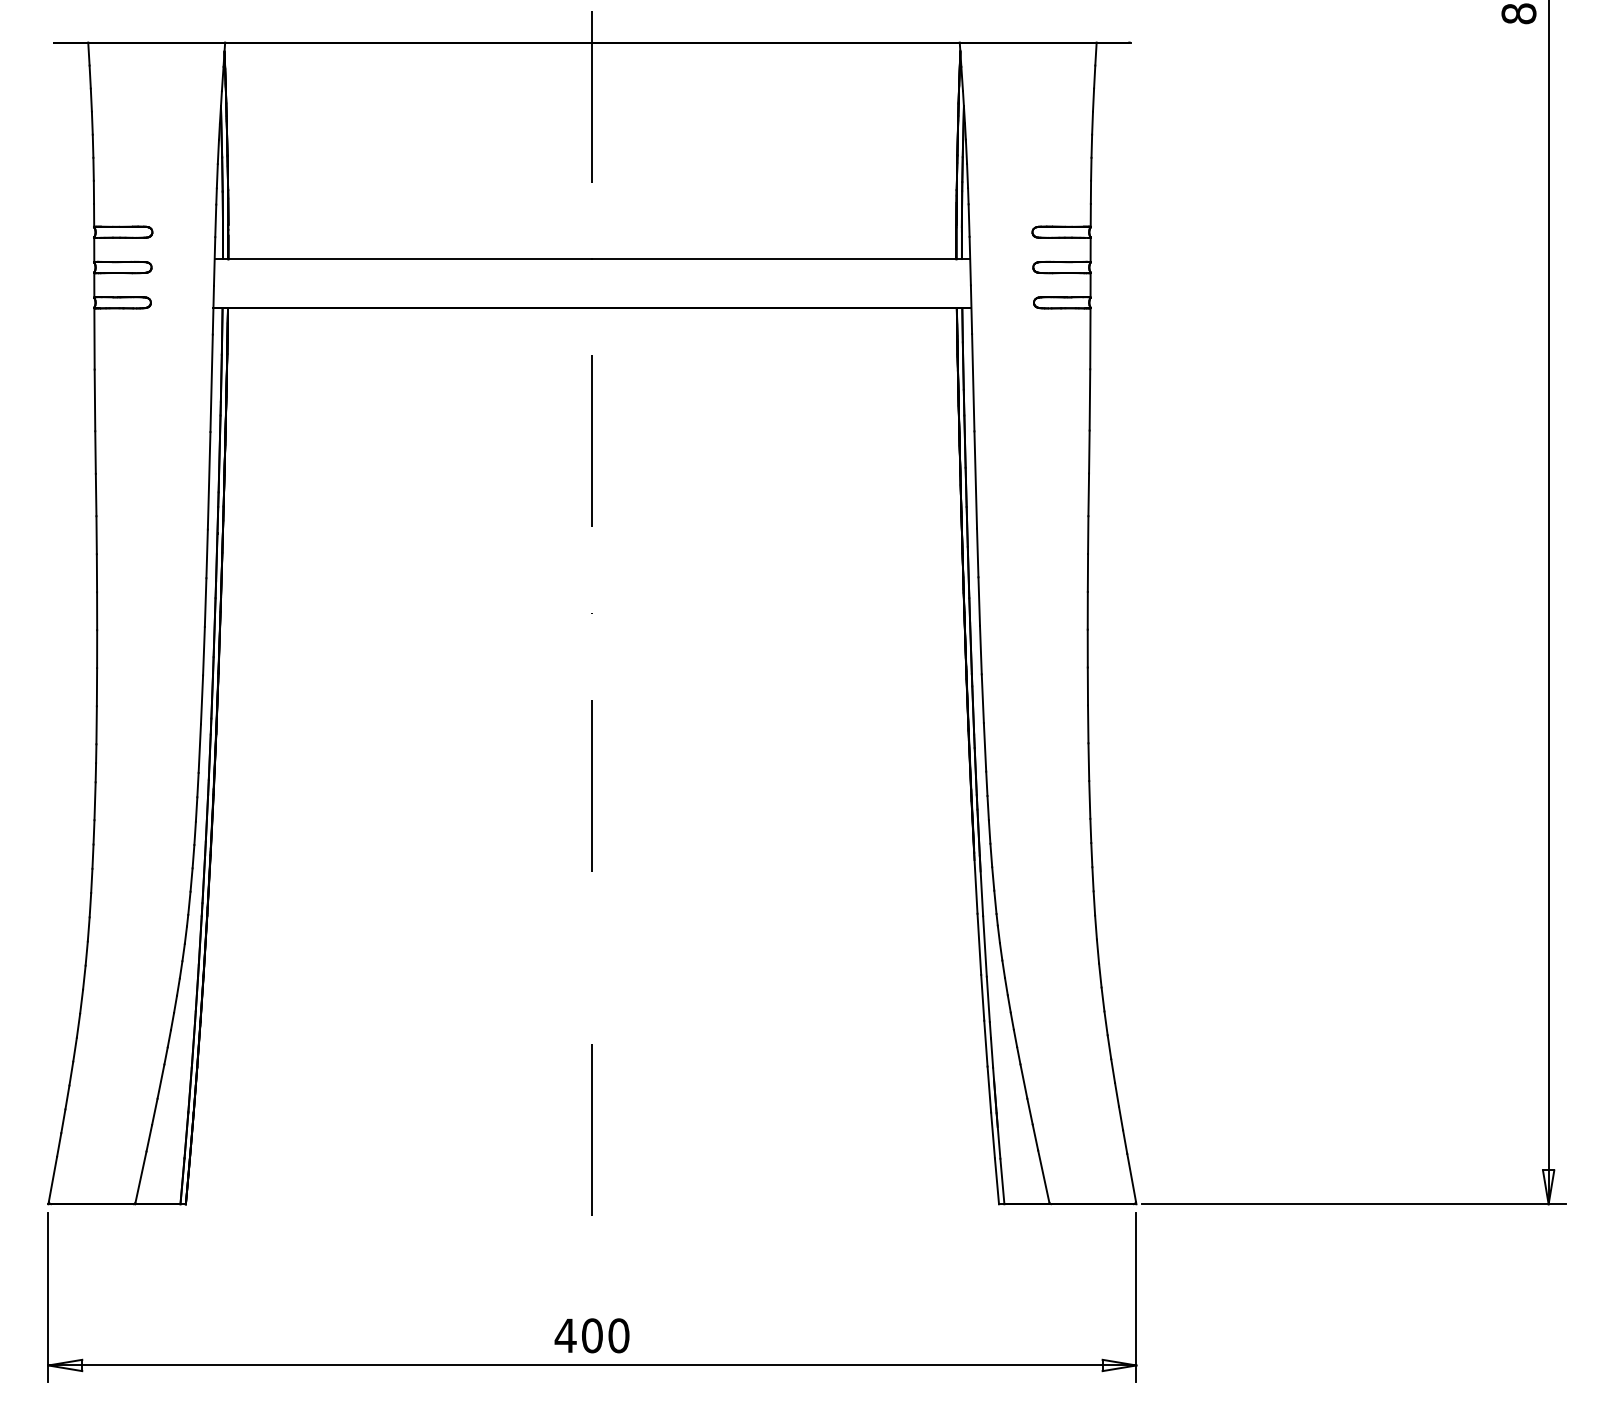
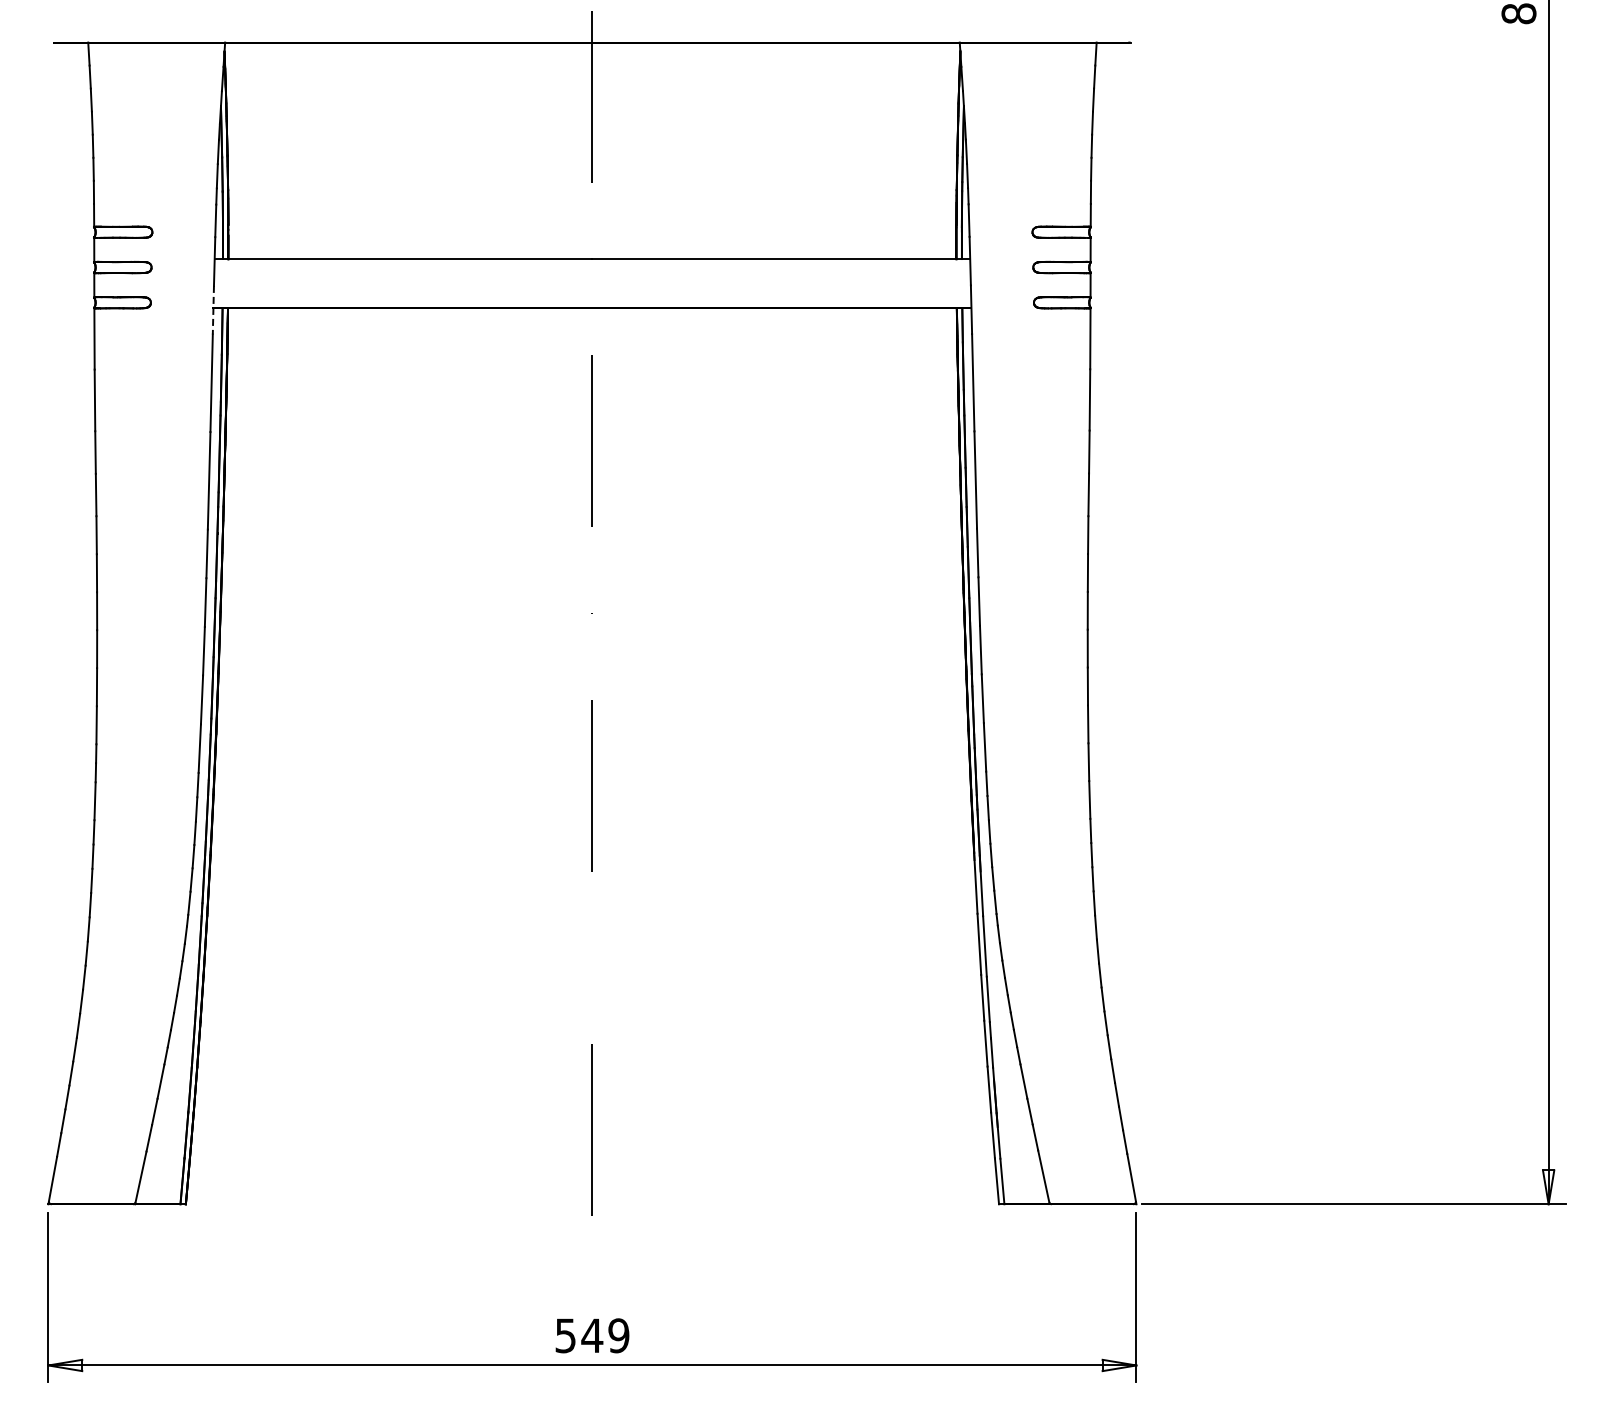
line: solid -> dashed (213, 310)
text: 400 -> 549 (591, 1335)
